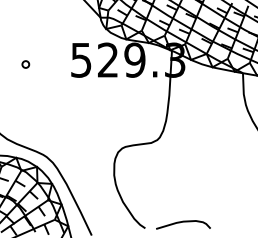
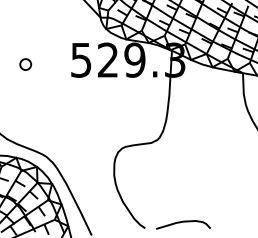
part size: 10x9 px -> 14x13 px (25, 64)
